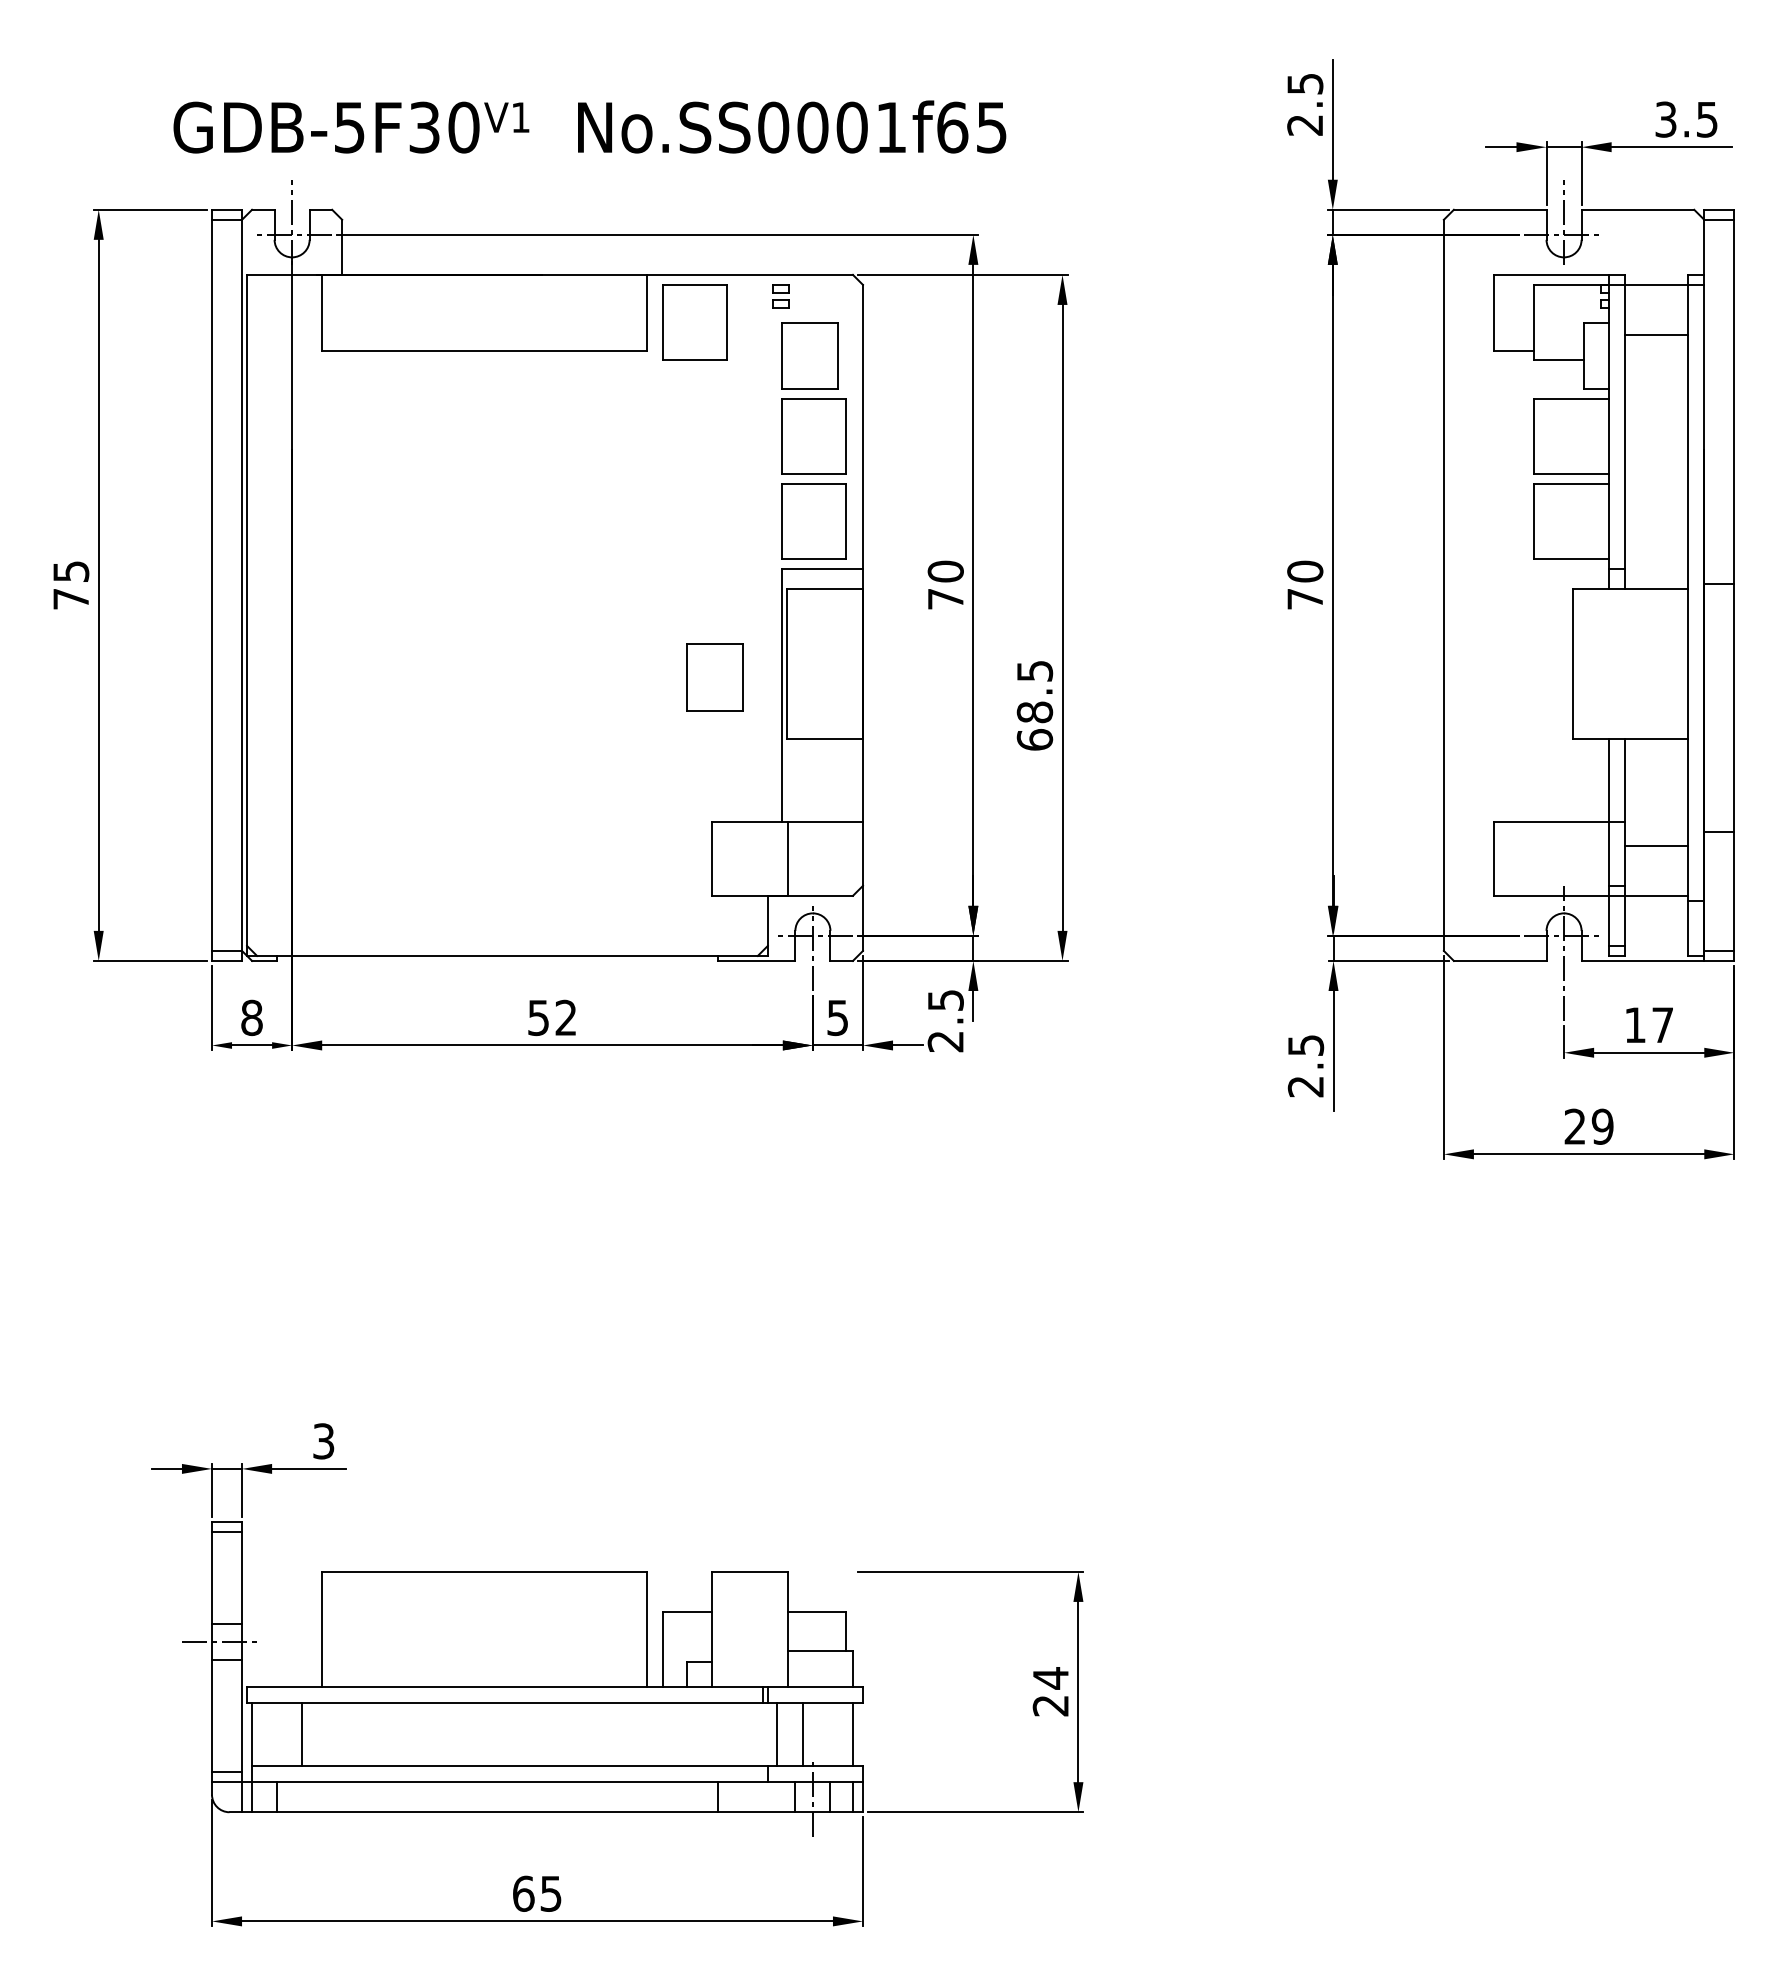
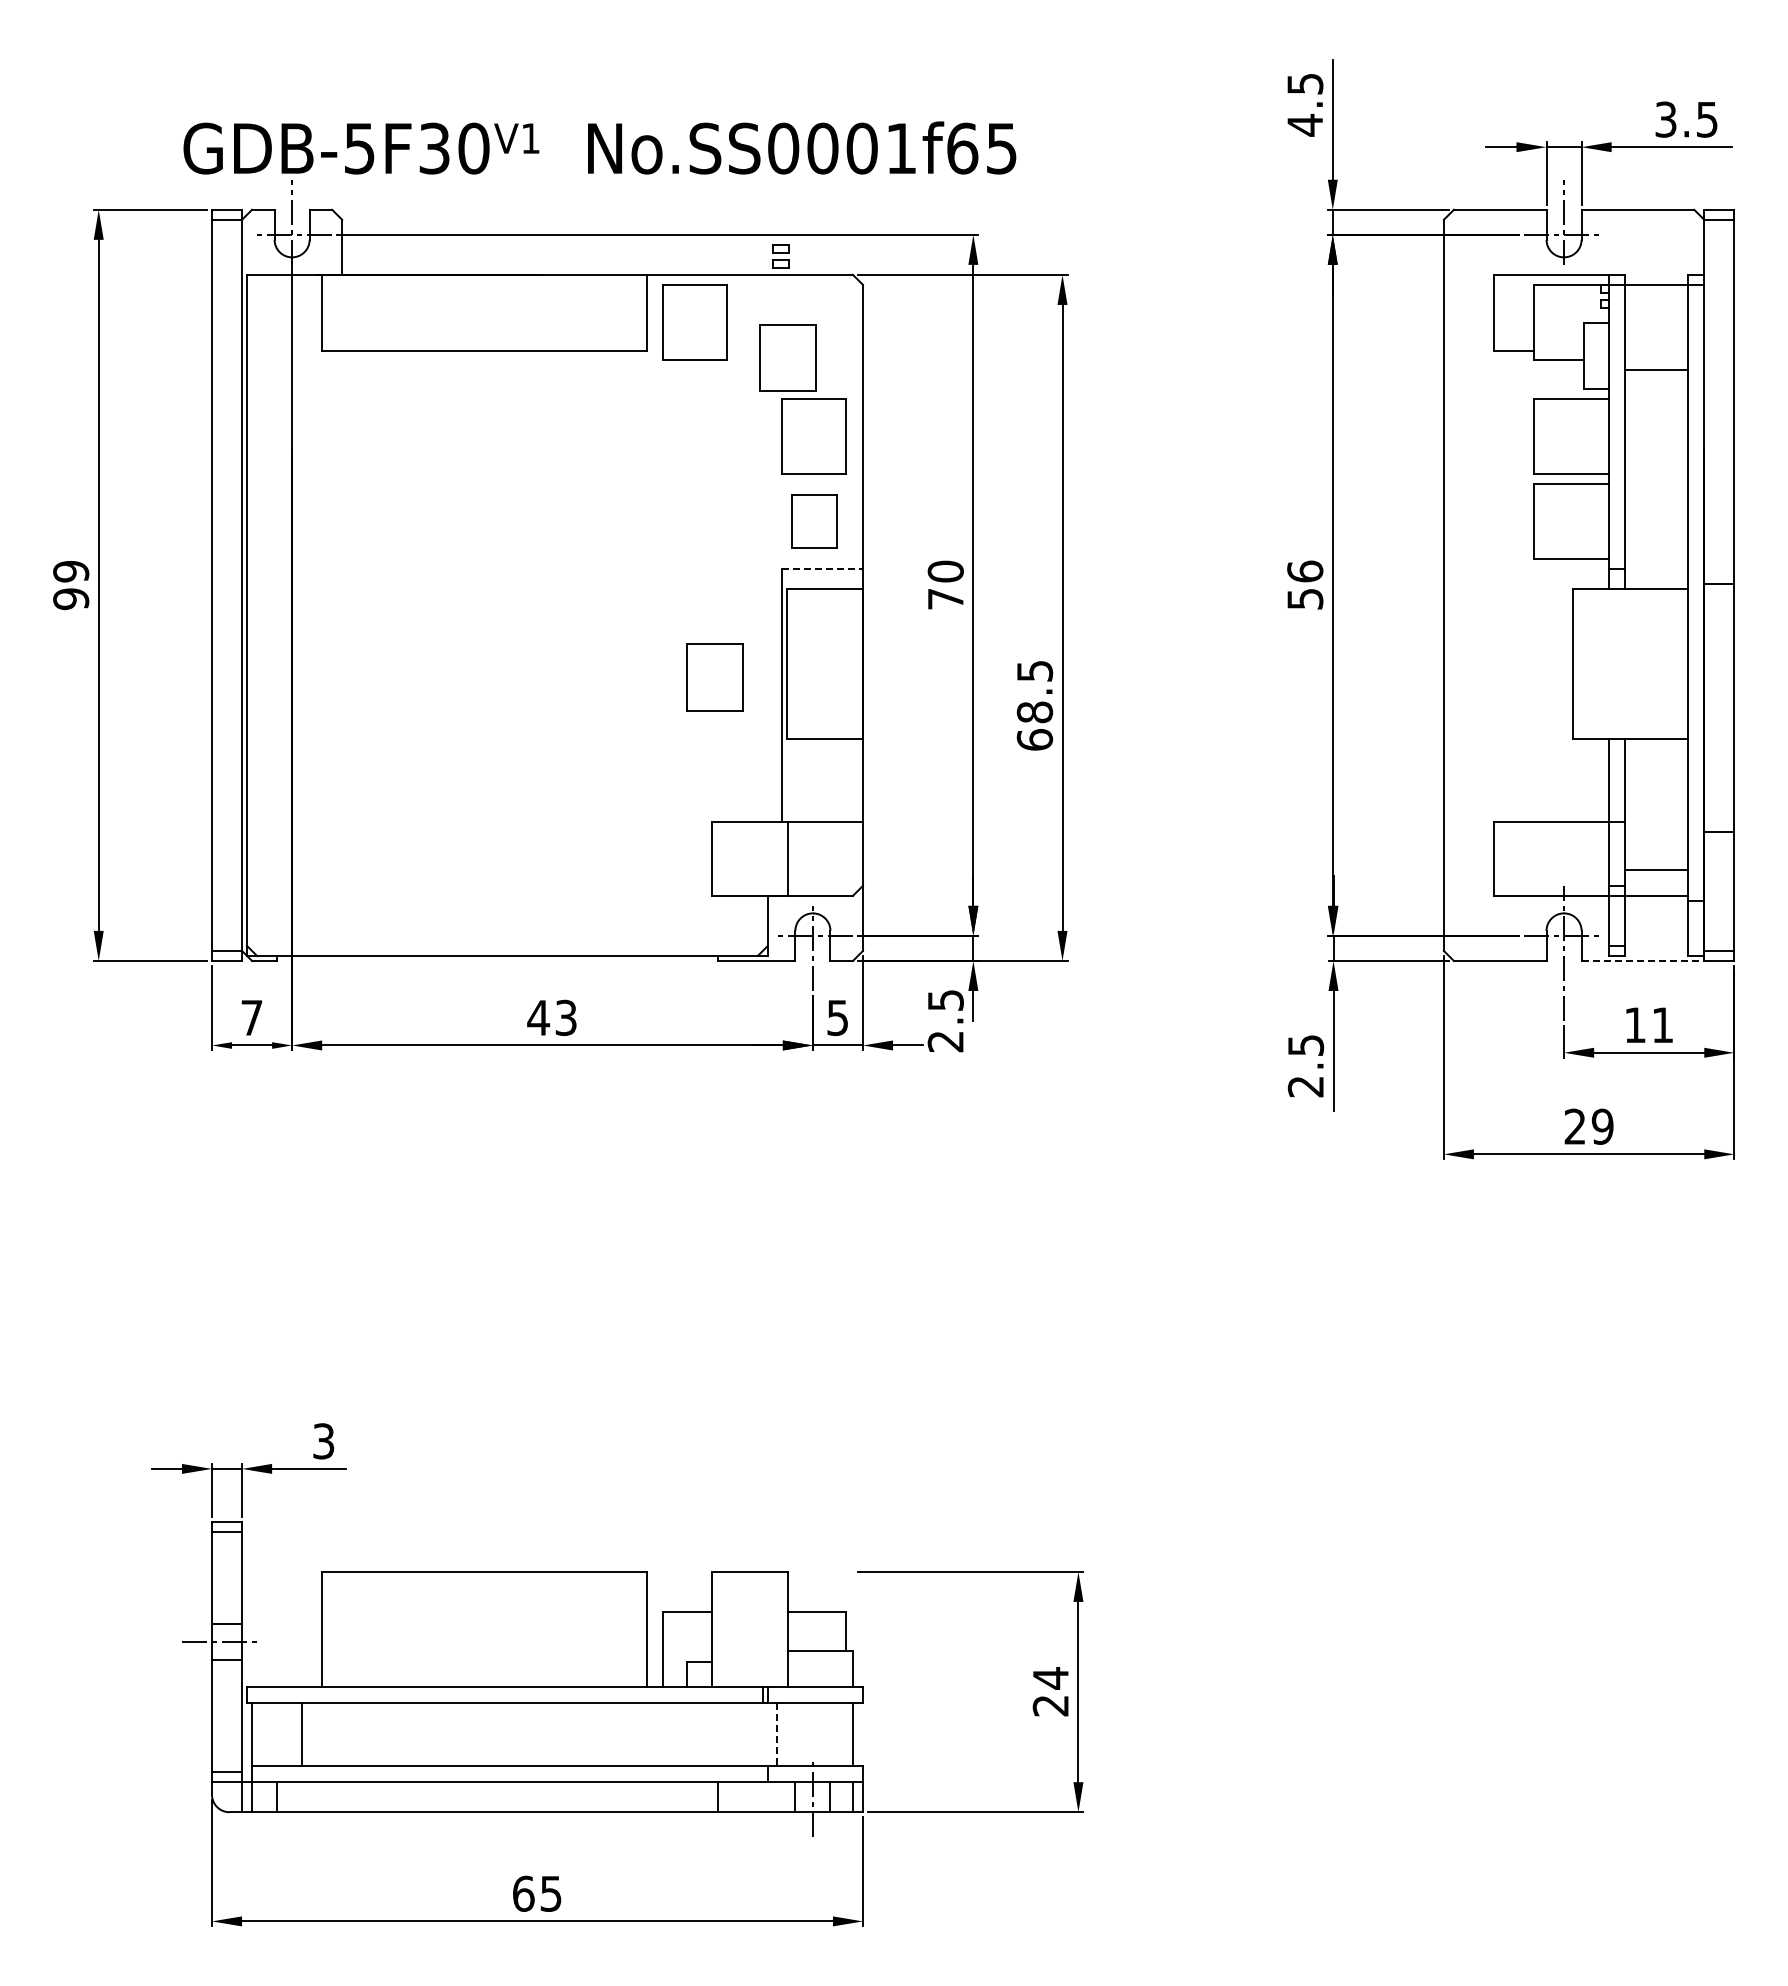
text: 2.5 -> 4.5 (1304, 125)
text position: (589, 126) -> (599, 147) (599, 147)
part position: (780, 296) -> (780, 256) (780, 256)
line position: (1656, 334) -> (1656, 369) (1656, 369)
part position: (809, 355) -> (787, 357) (787, 357)
part size: 66x77 px -> 47x55 px (814, 521)
line: solid -> dashed (822, 569)
text: 70 -> 56 (1305, 584)
text: 75 -> 99 (71, 585)
line position: (1656, 845) -> (1656, 869) (1656, 869)
line: solid -> dashed (1643, 960)
text: 8 -> 7 (251, 1017)
text: 52 -> 43 (551, 1018)
text: 17 -> 11 (1662, 1024)
line: solid -> dashed (776, 1734)
line: present -> none (802, 1734)
